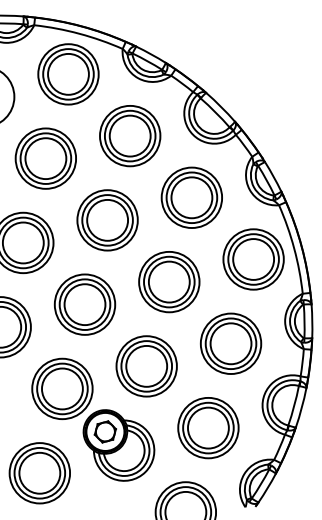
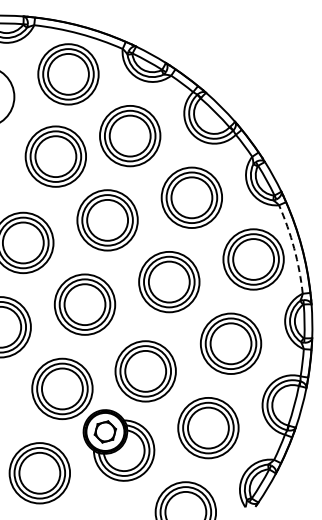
part position: (45, 158) -> (55, 156) (55, 156)
arc: solid -> dashed (294, 248)
part position: (146, 366) -> (145, 371) (145, 371)
